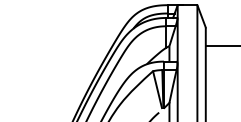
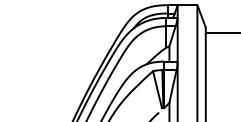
line position: (221, 45) -> (221, 32) (221, 32)
